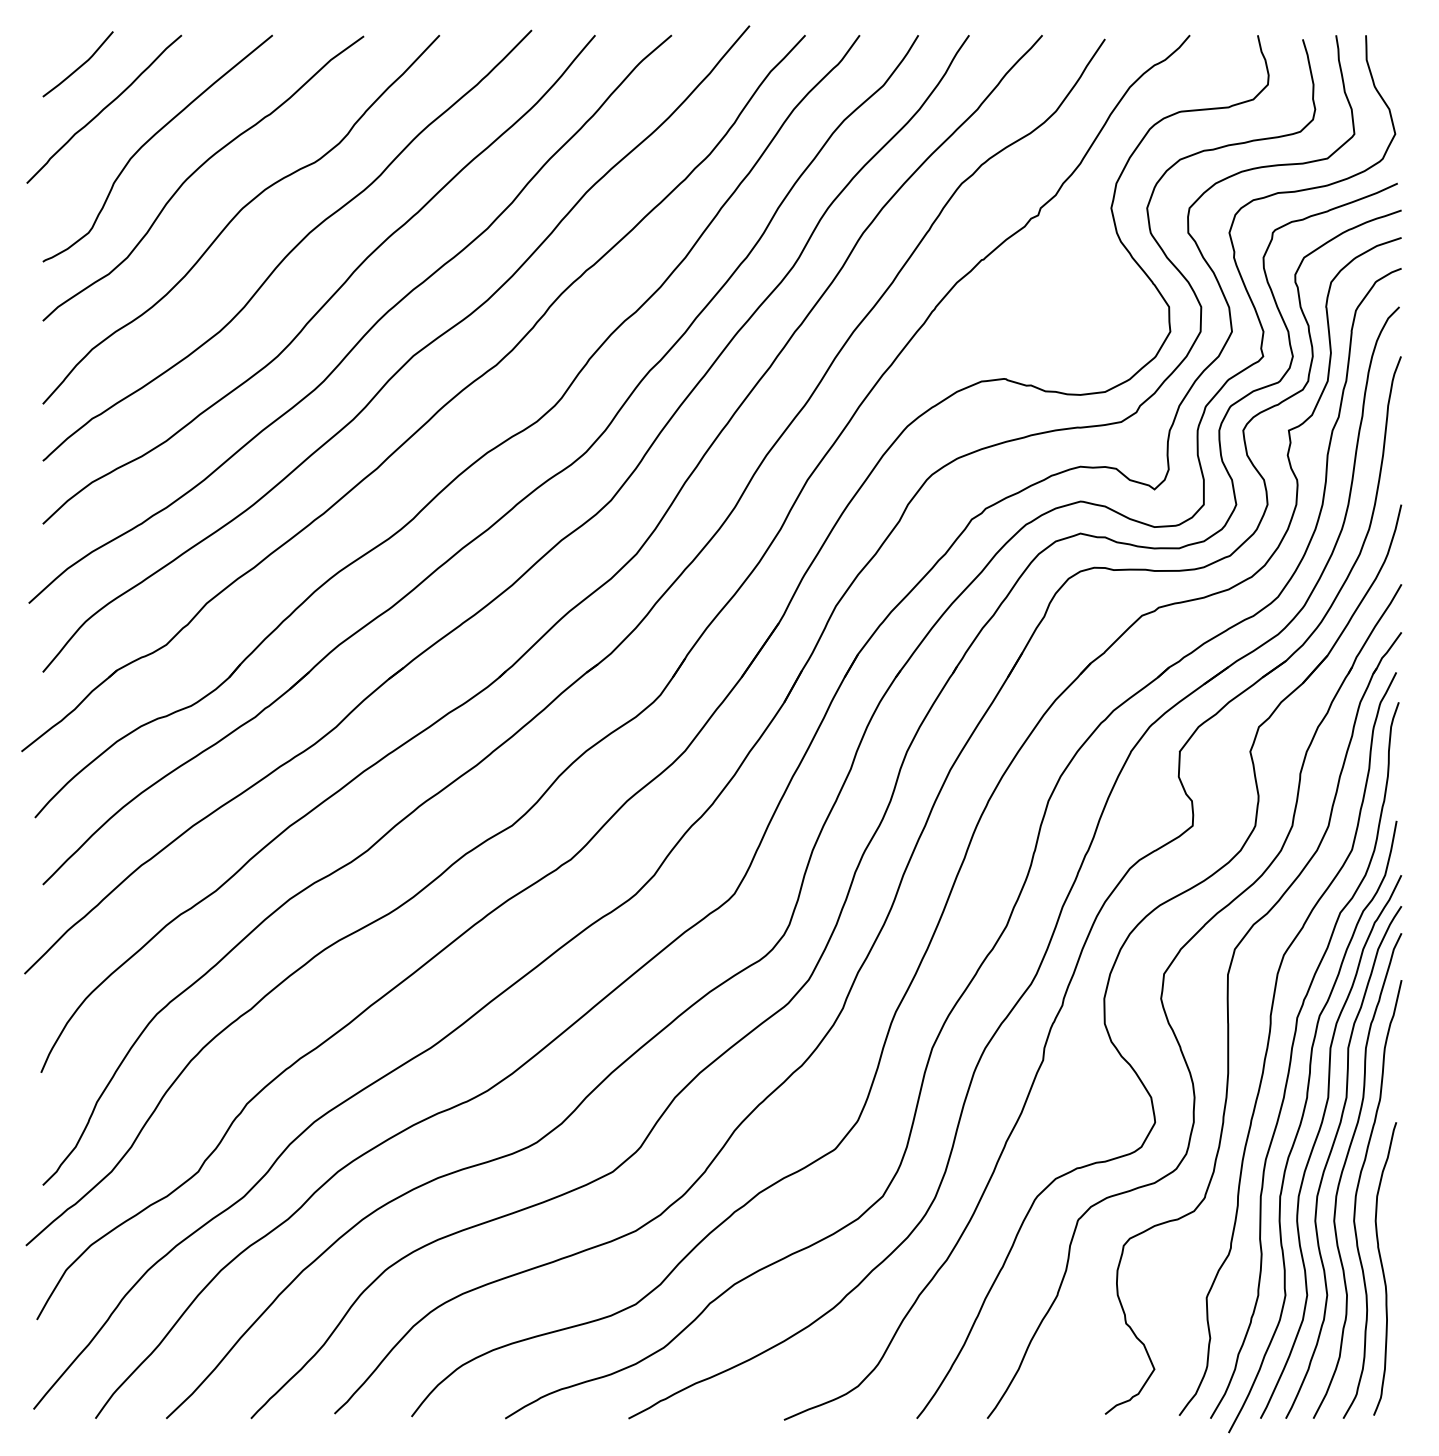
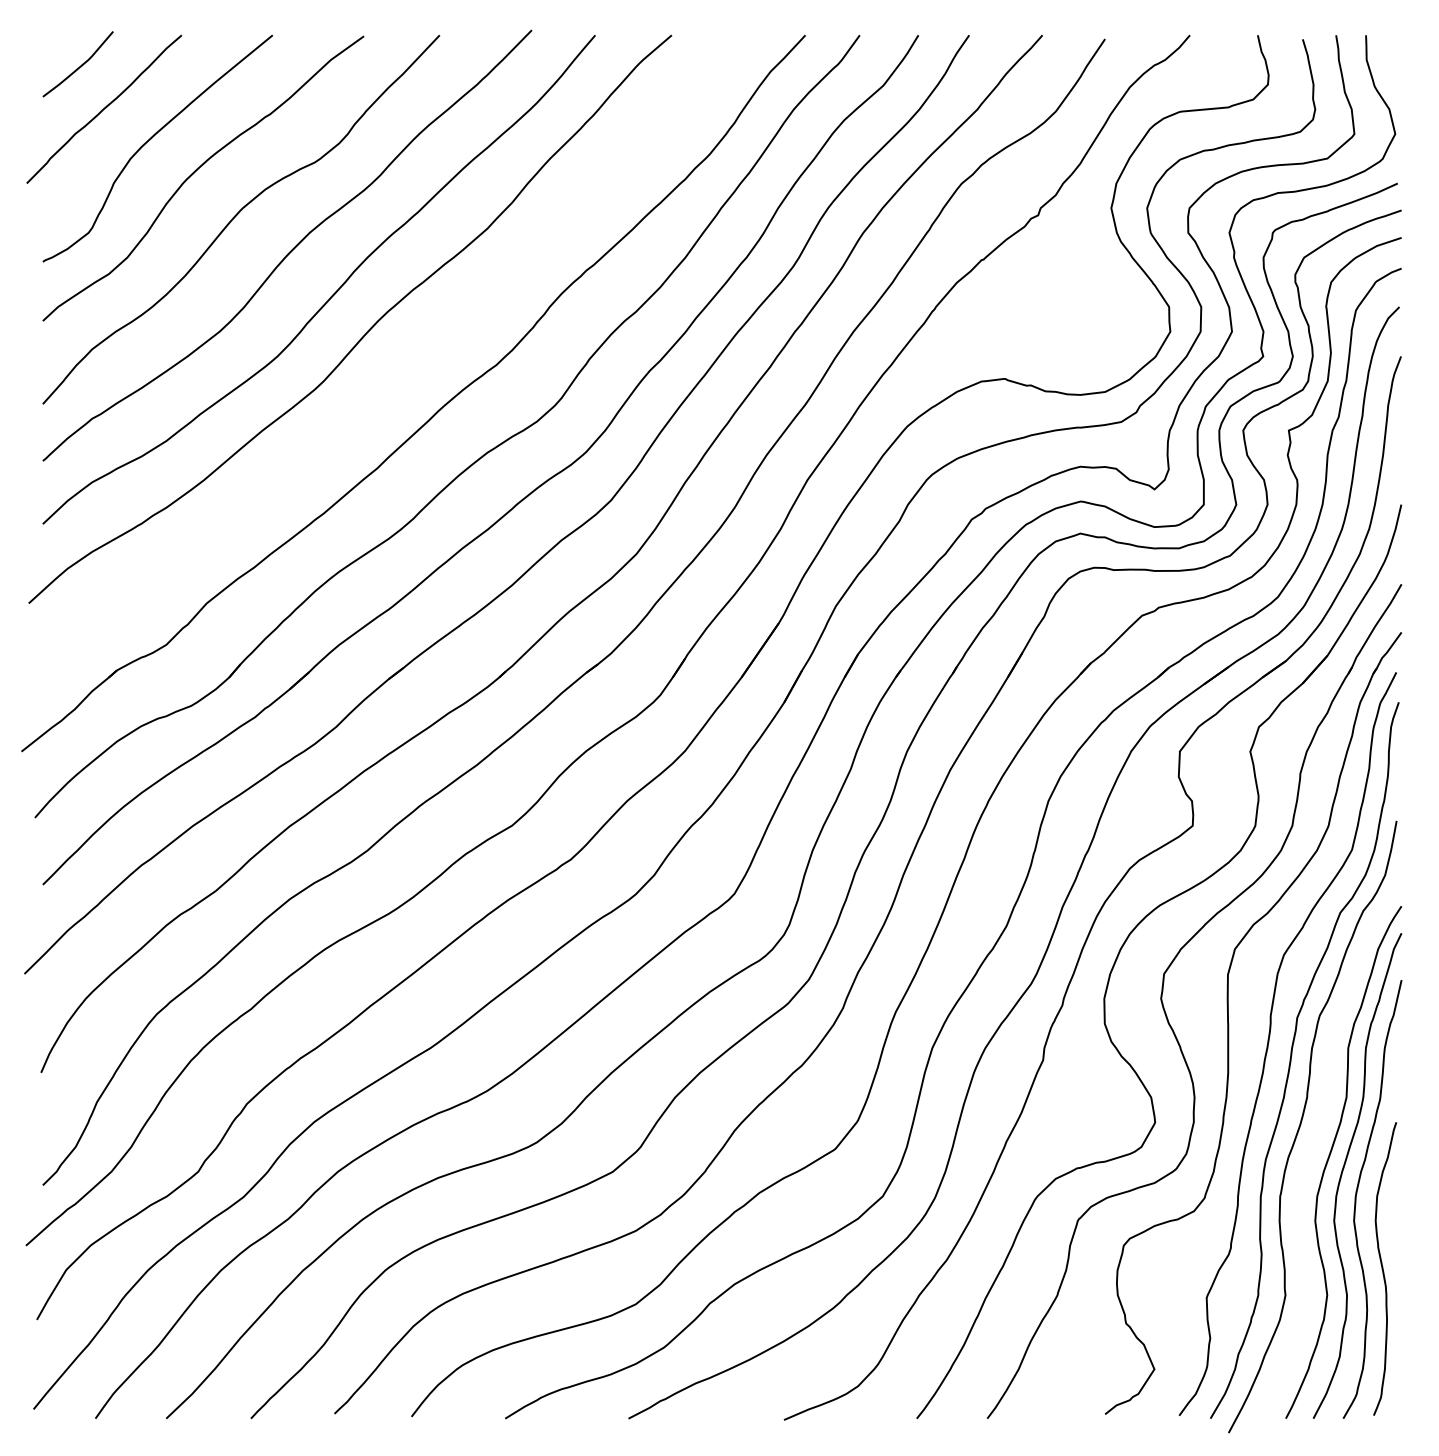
curve: present -> none (408, 359)
curve: present -> none (1316, 1141)
